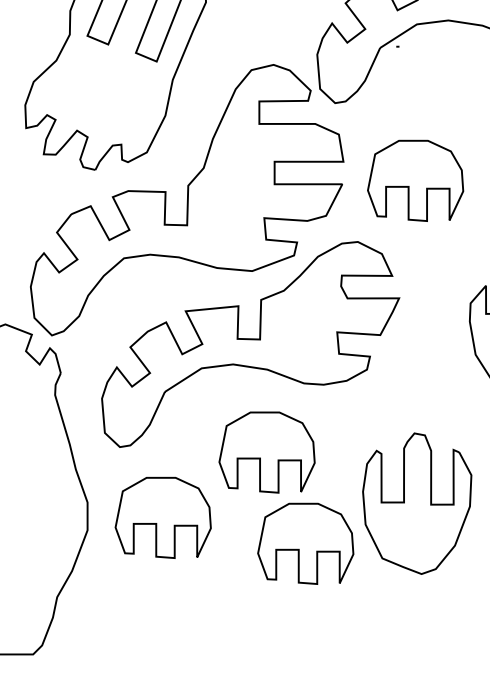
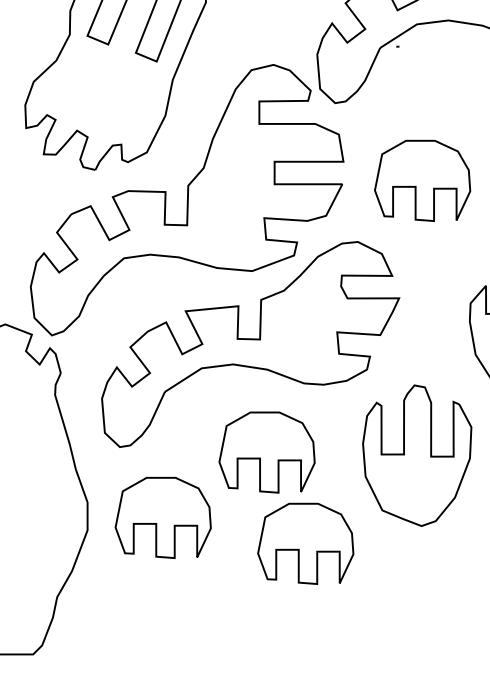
part position: (415, 180) -> (422, 180) (422, 180)
part position: (417, 503) -> (417, 455) (417, 455)
